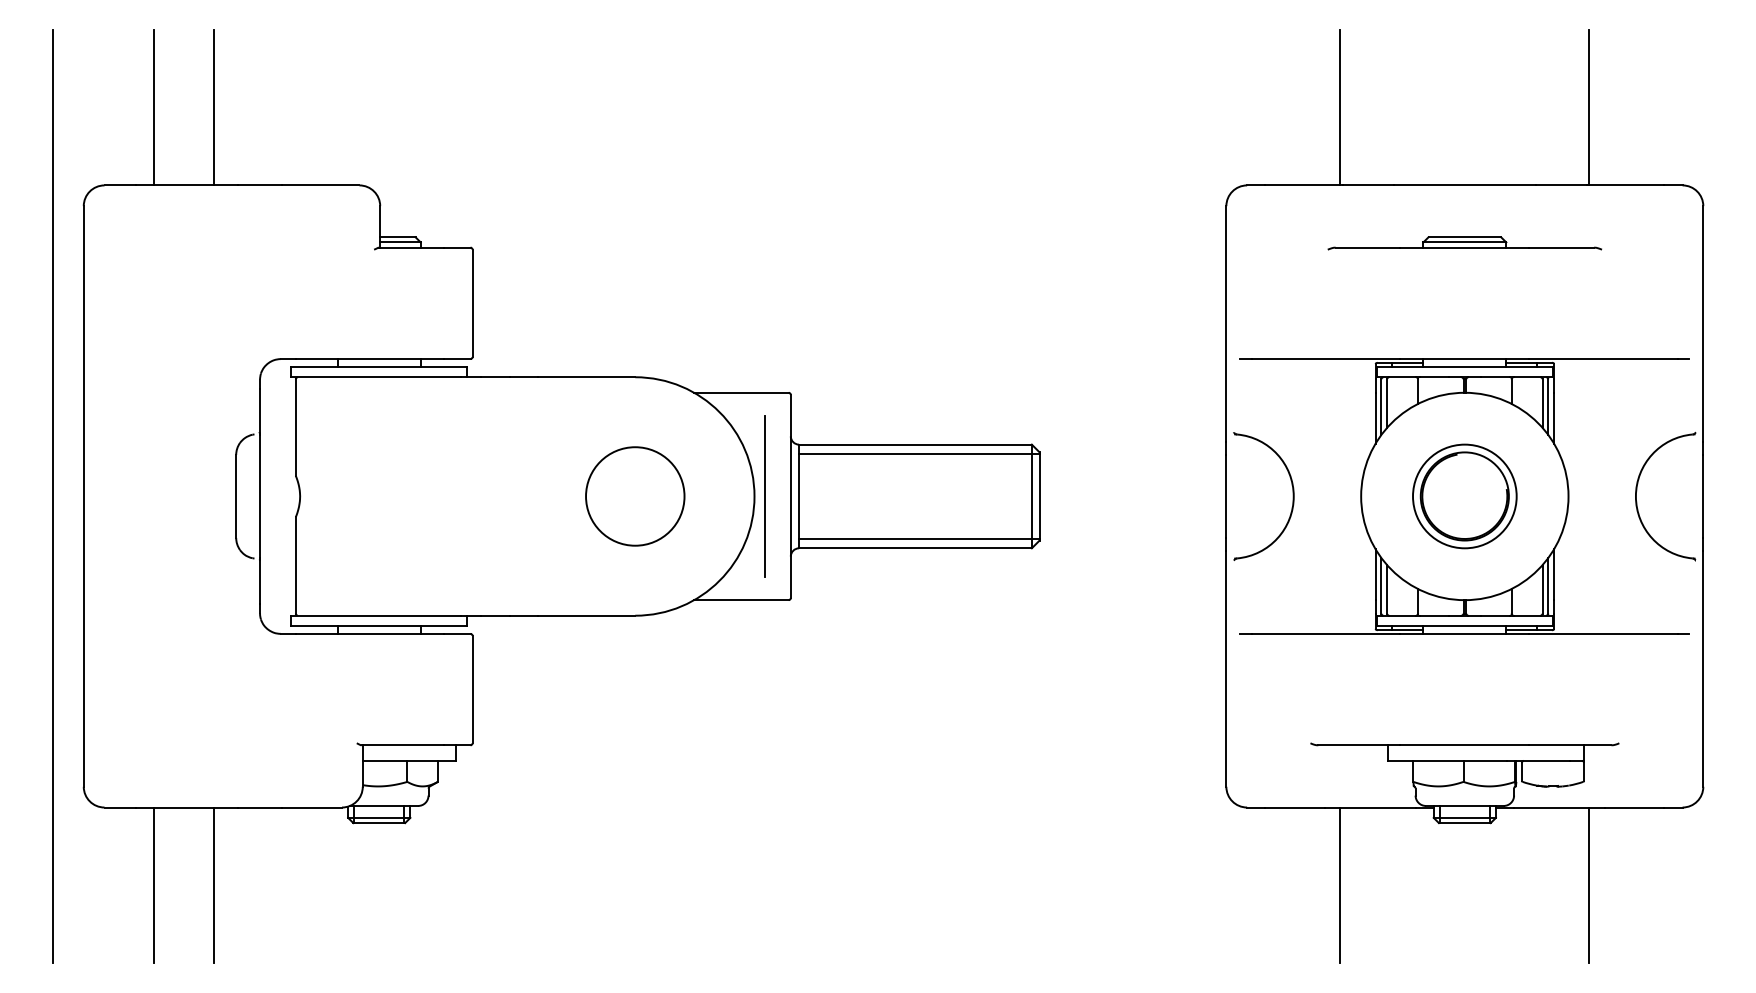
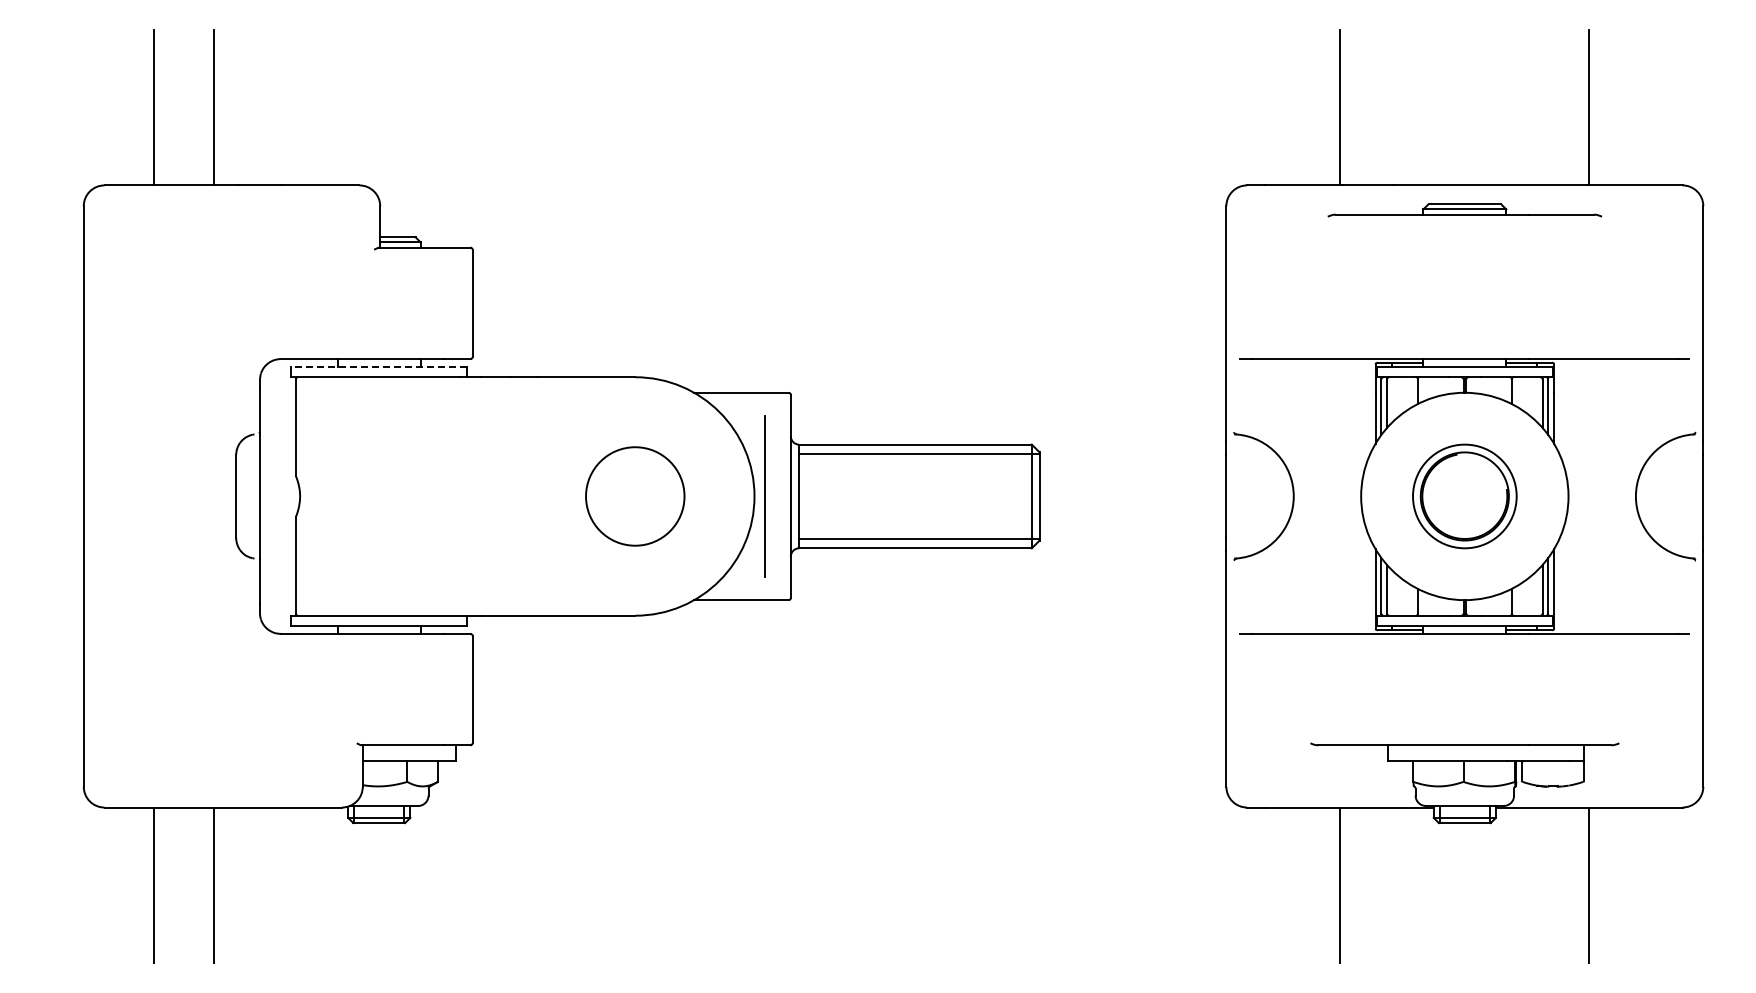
part position: (1464, 243) -> (1464, 210) (1464, 210)
line: solid -> dashed (378, 366)
line: present -> none (52, 496)
